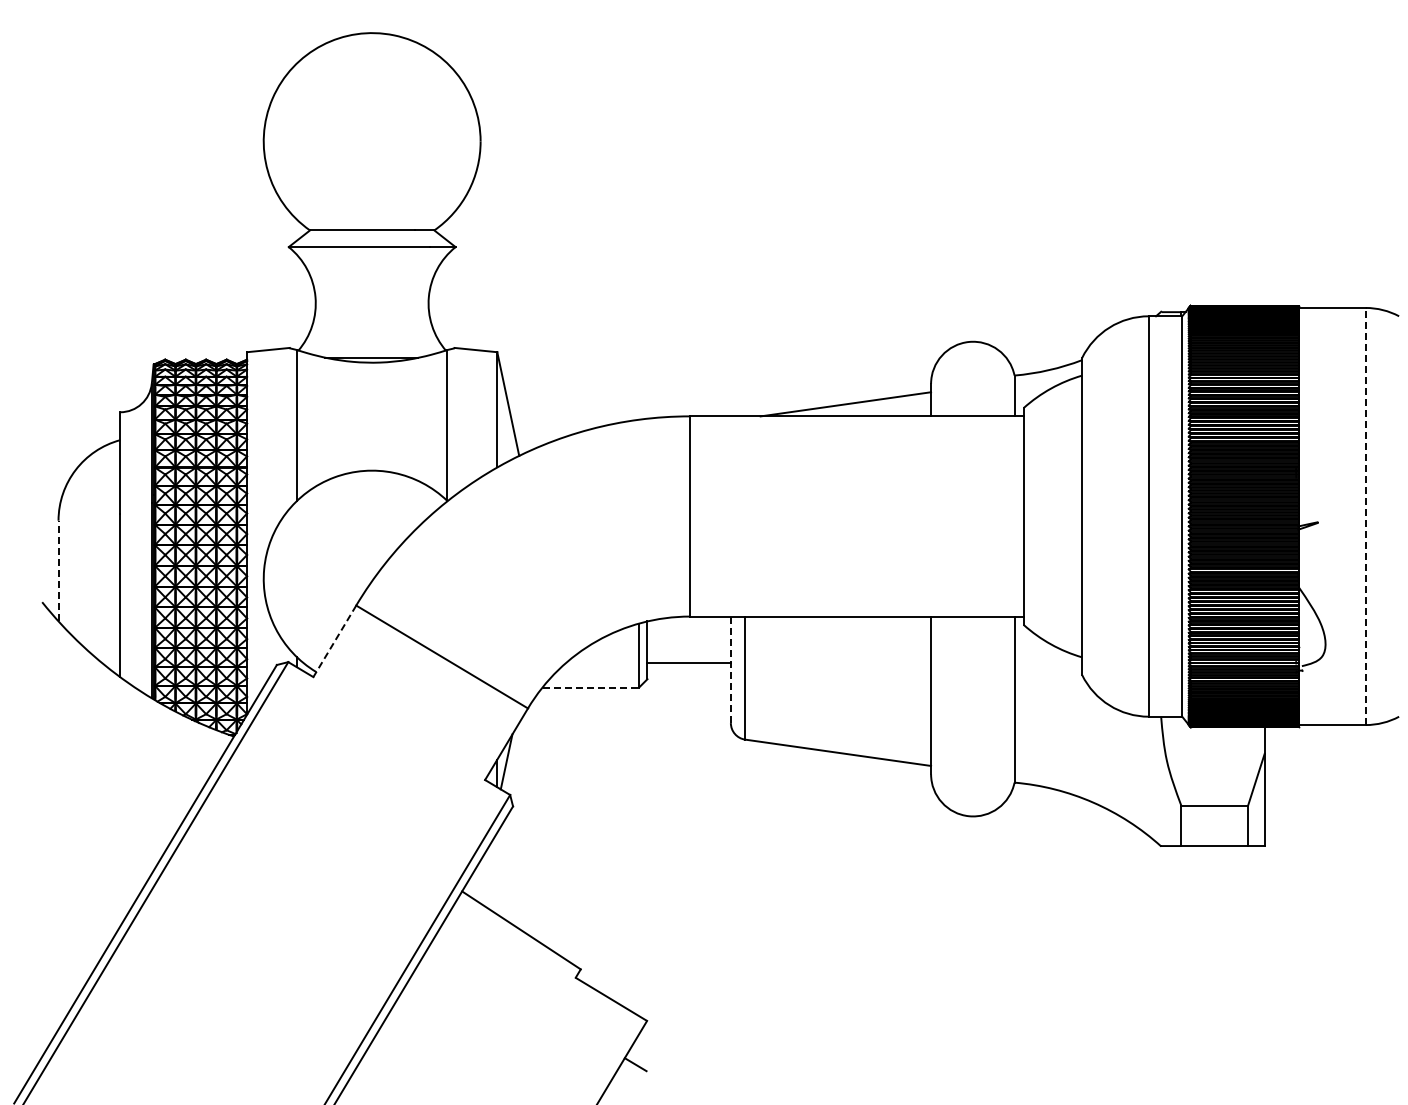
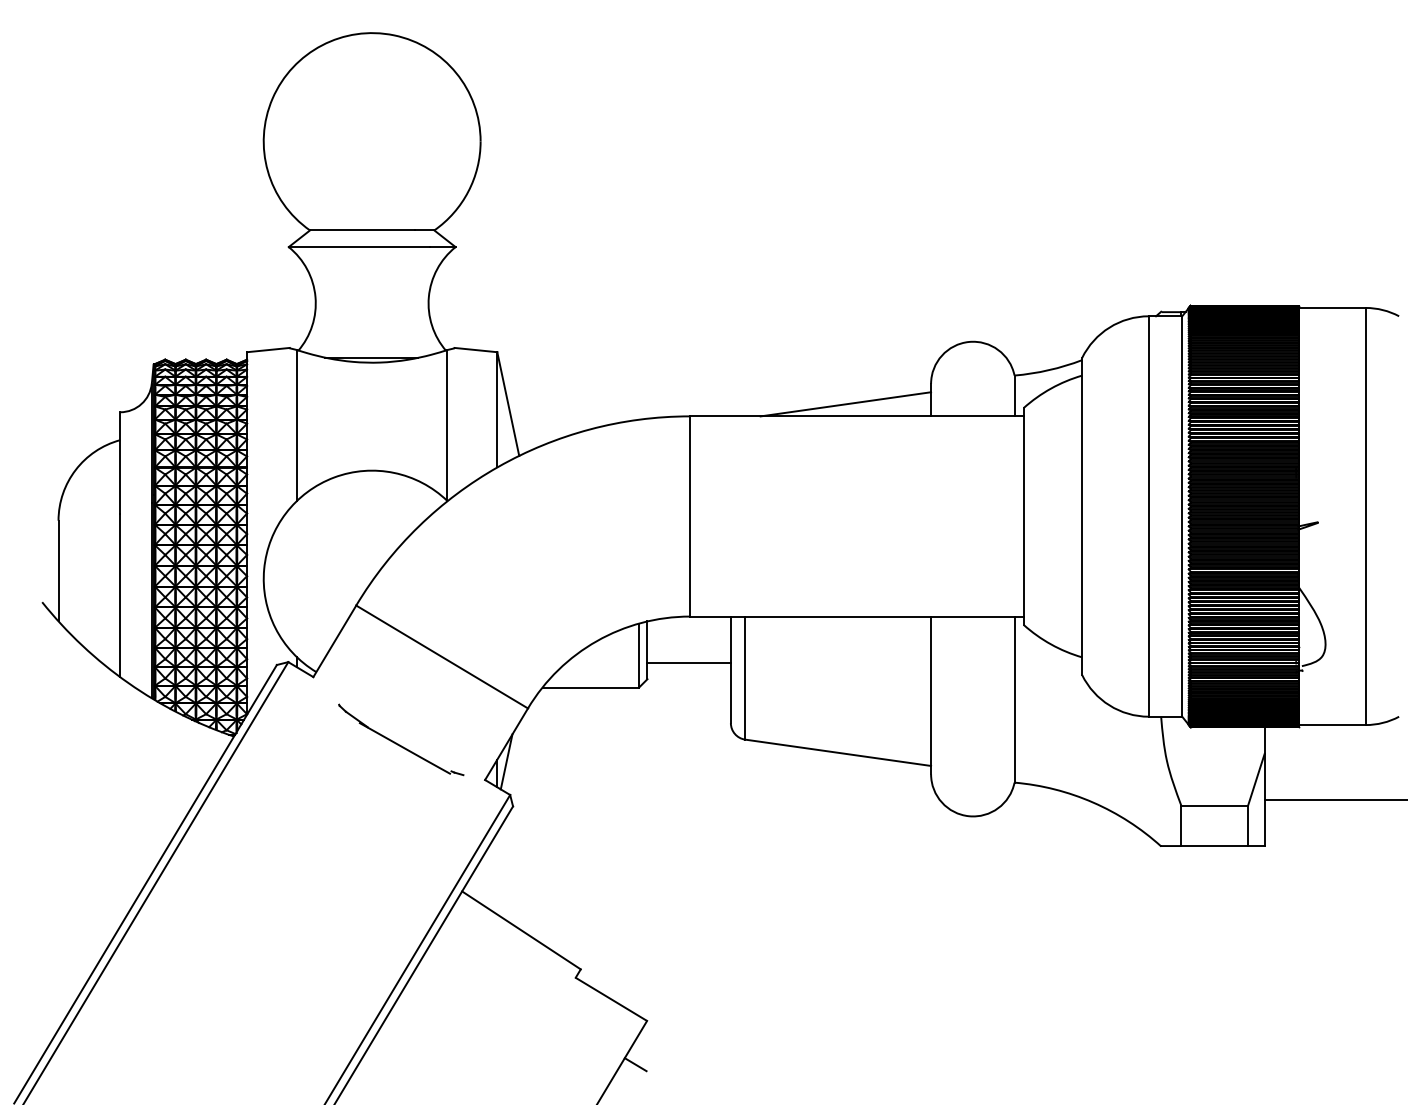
line: dashed -> solid (1365, 516)
line: dashed -> solid (58, 570)
line: dashed -> solid (334, 641)
line: dashed -> solid (730, 669)
line: dashed -> solid (591, 687)
part: none -> present (401, 739)
line: none -> present (1334, 800)
